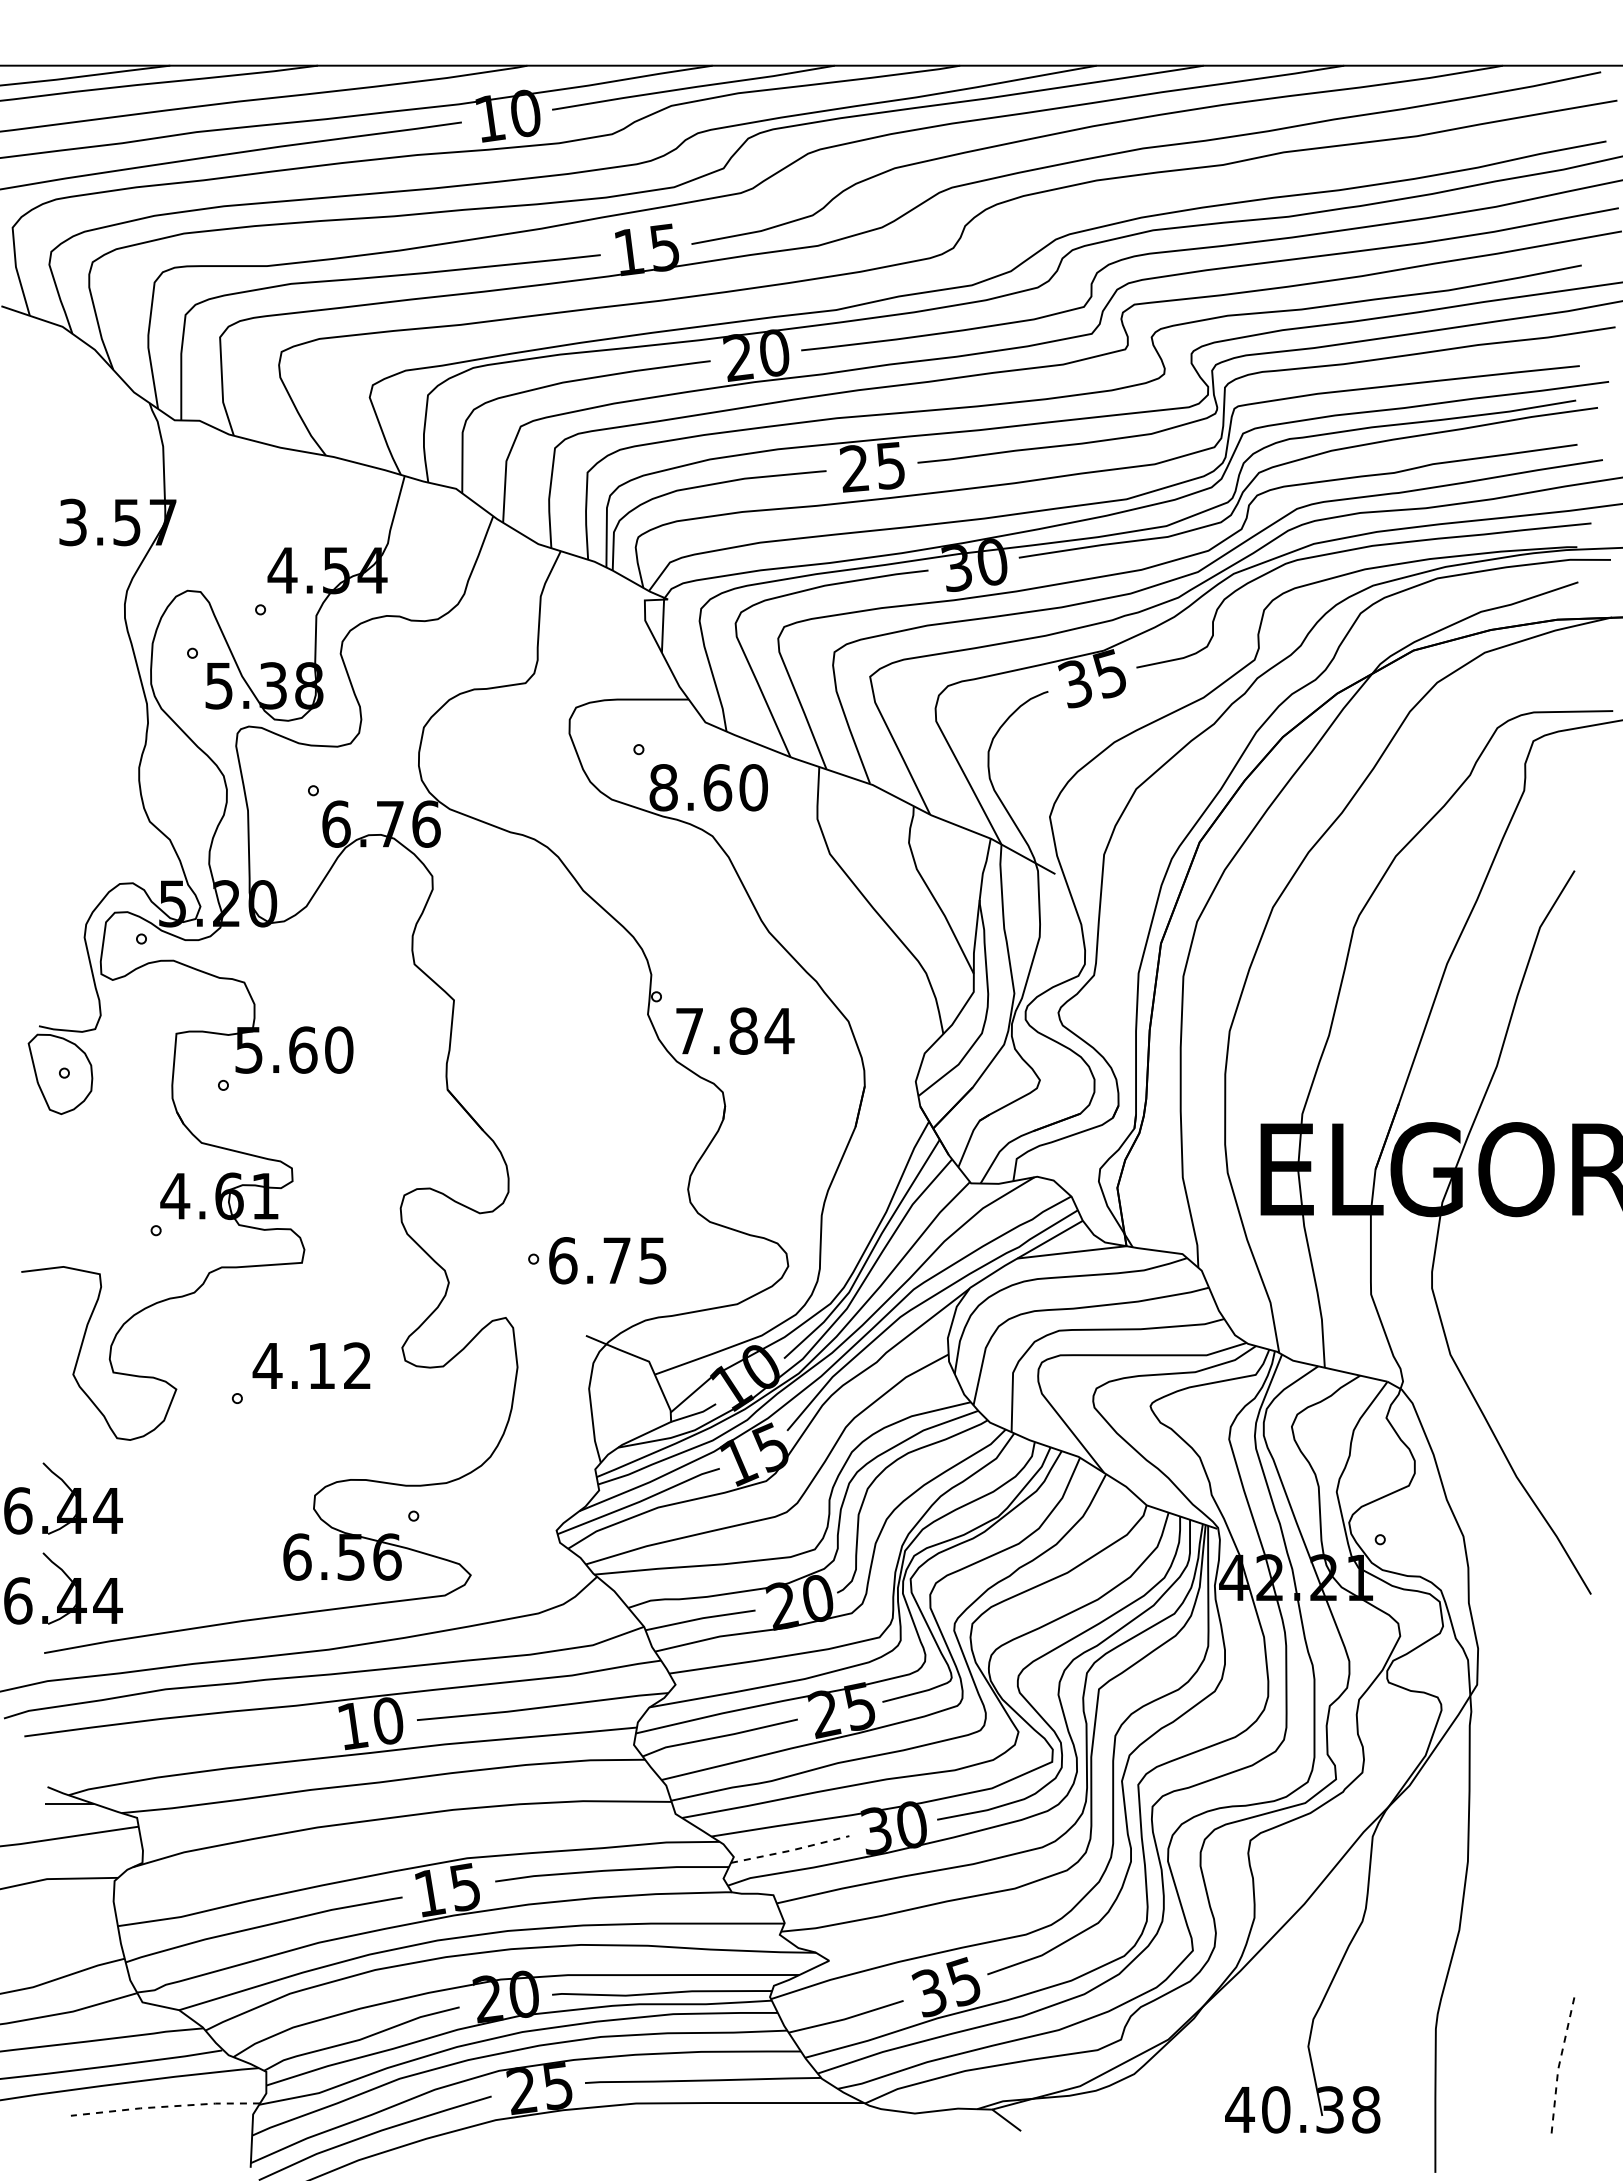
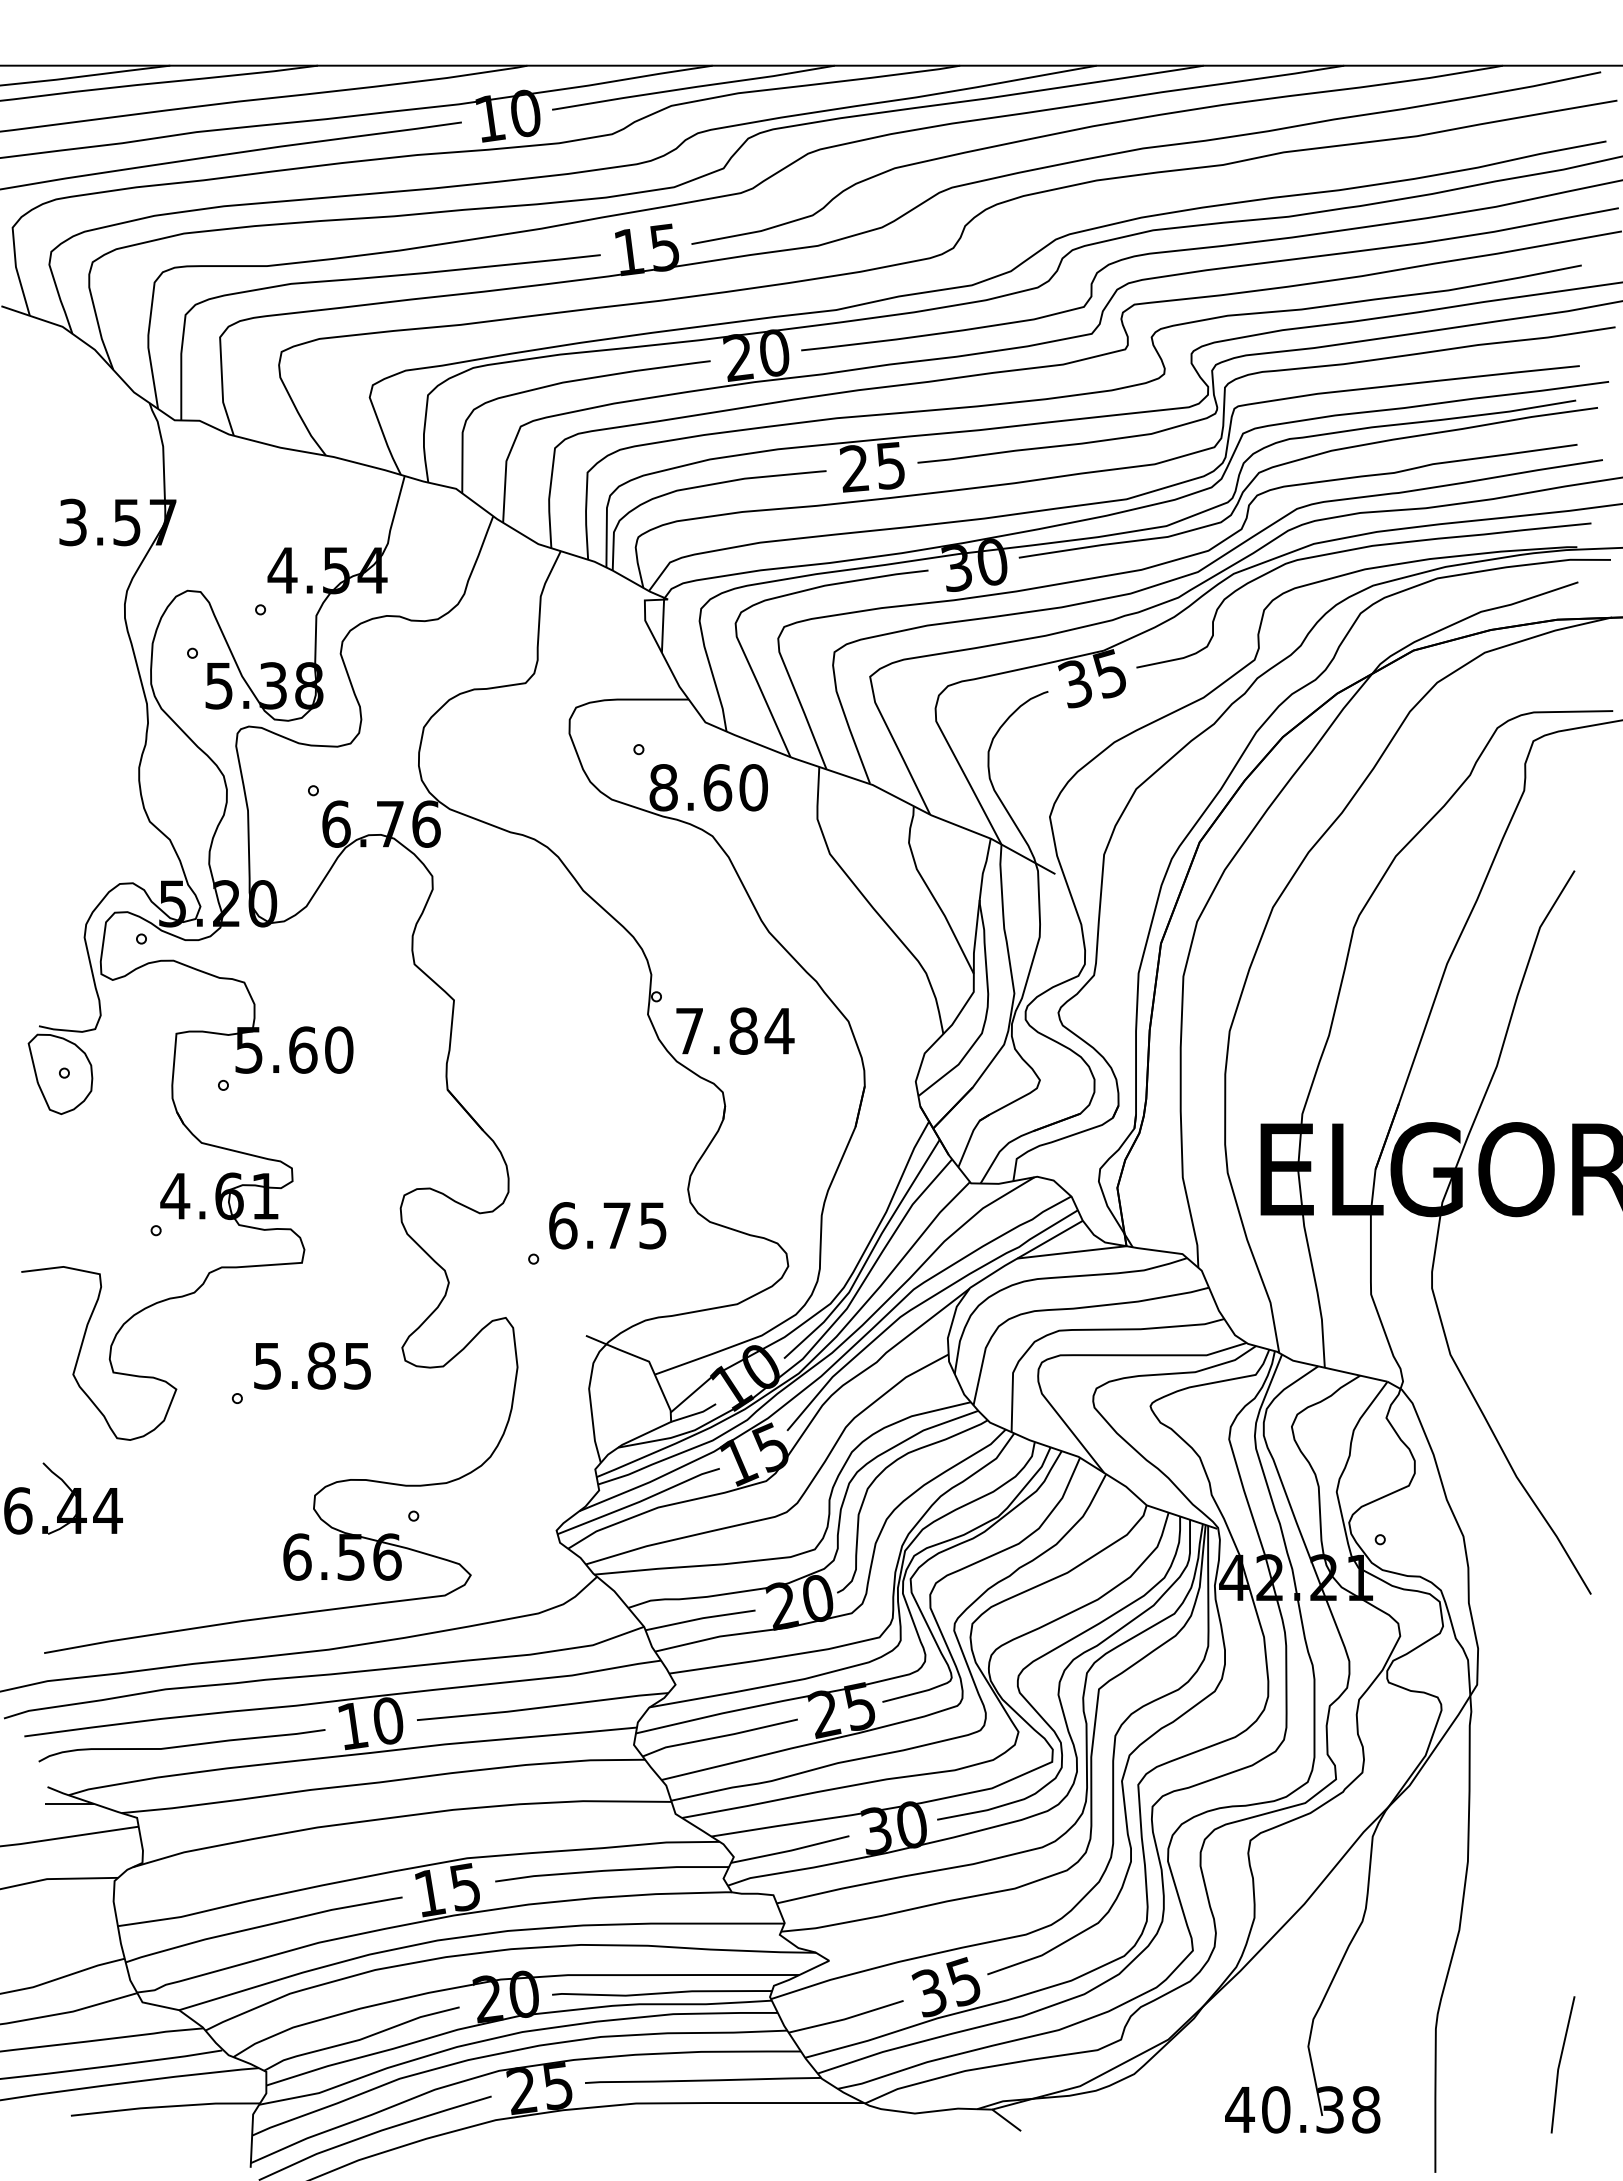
text position: (607, 1260) -> (607, 1225) (607, 1225)
text: 4.12 -> 5.85 (311, 1365)
part: present -> none (63, 1588)
curve: none -> present (181, 1745)
line: dashed -> solid (791, 1850)
line: dashed -> solid (1559, 2064)
line: dashed -> solid (165, 2106)
